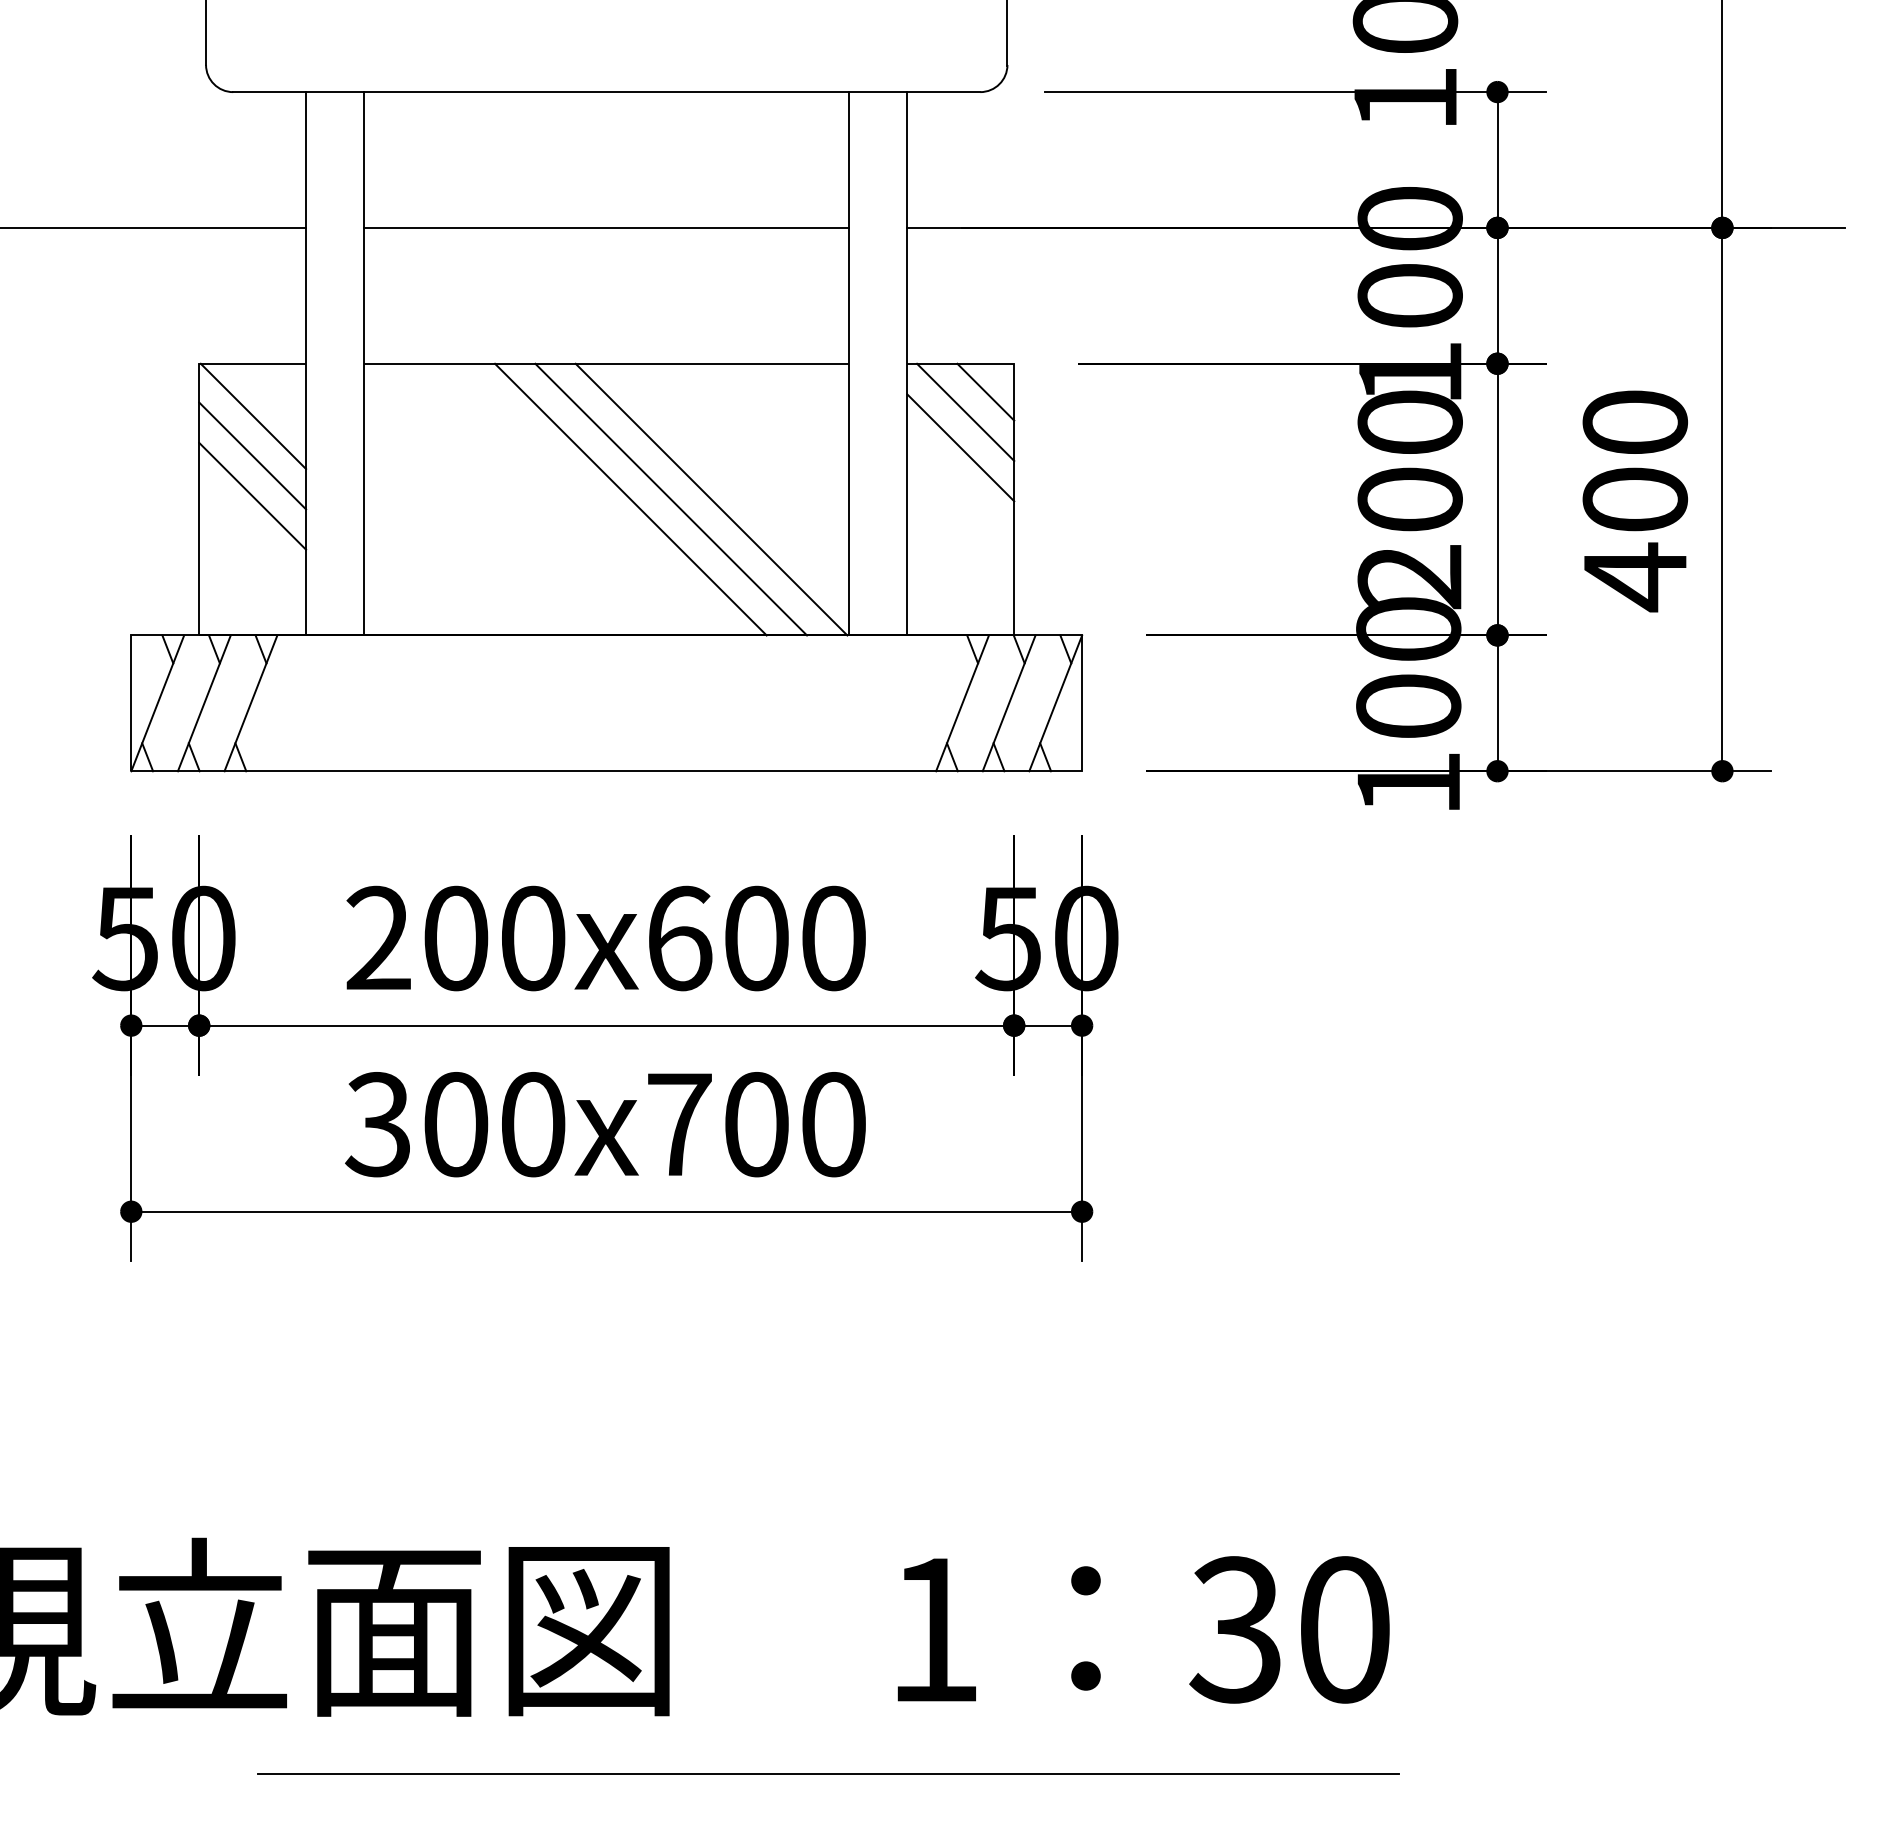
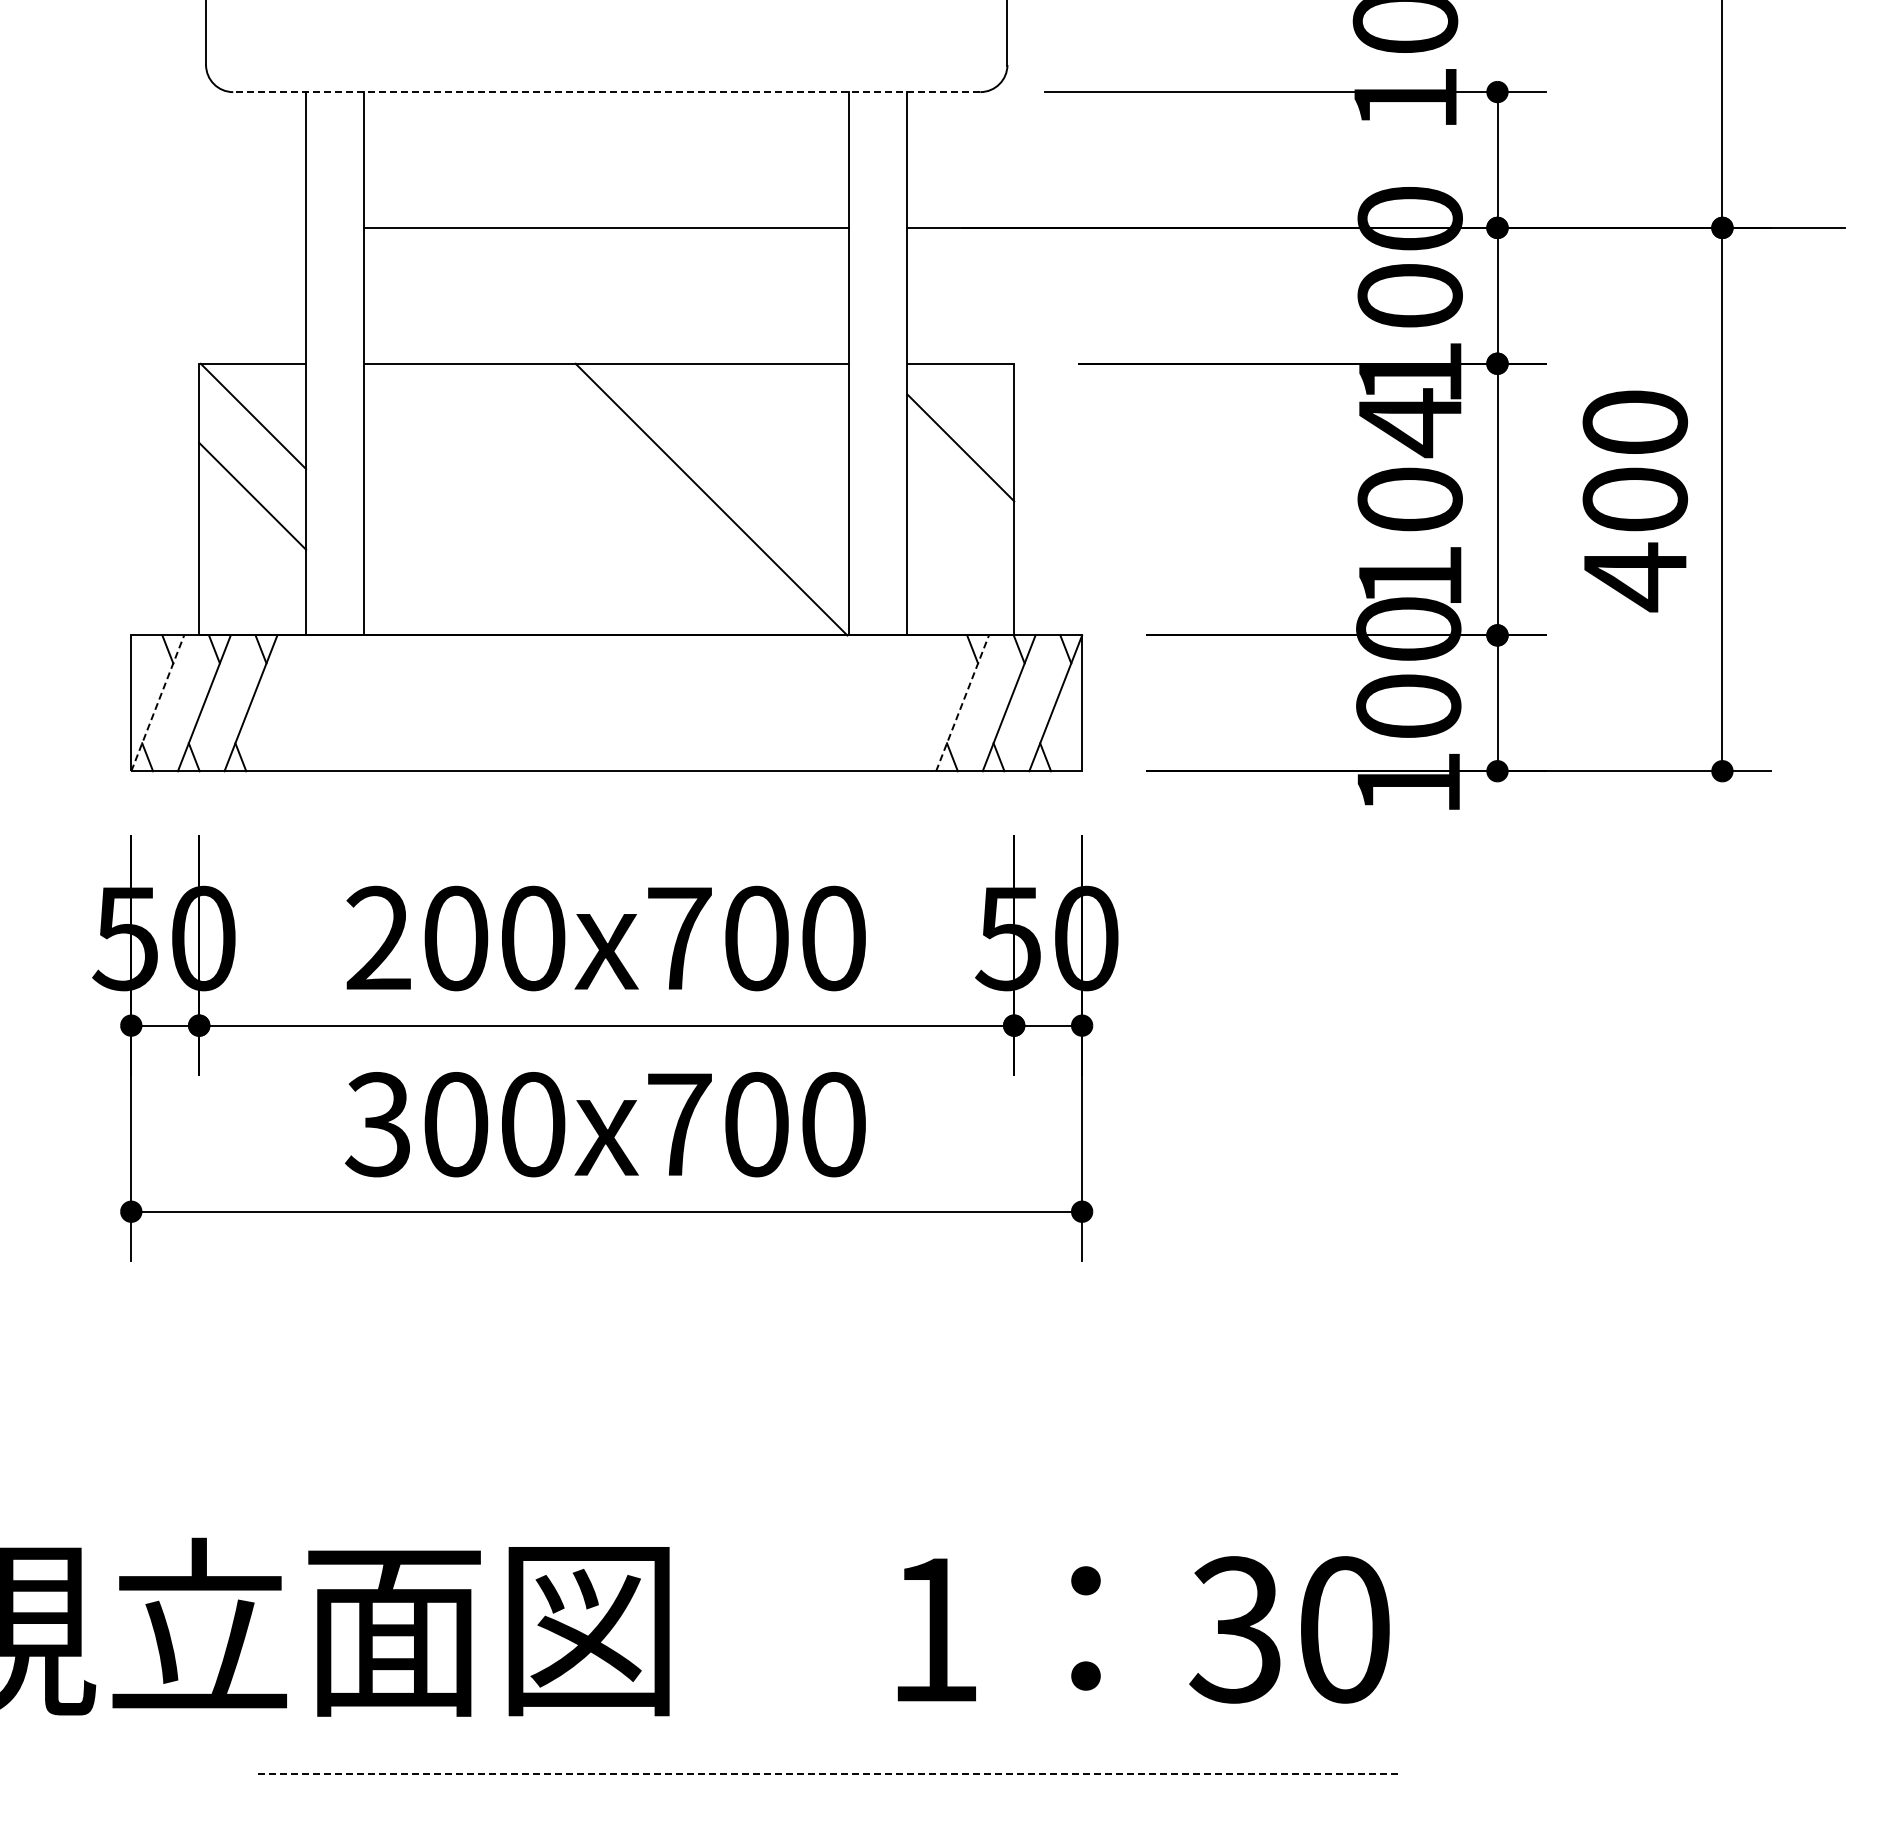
line: solid -> dashed (606, 92)
line: present -> none (154, 227)
line: present -> none (985, 391)
line: present -> none (965, 411)
line: present -> none (252, 455)
text: 200 -> 104 (1409, 498)
line: present -> none (630, 499)
line: present -> none (671, 499)
line: solid -> dashed (157, 703)
line: solid -> dashed (962, 703)
text: 200x600 -> 200x700 (680, 938)
line: solid -> dashed (829, 1774)
